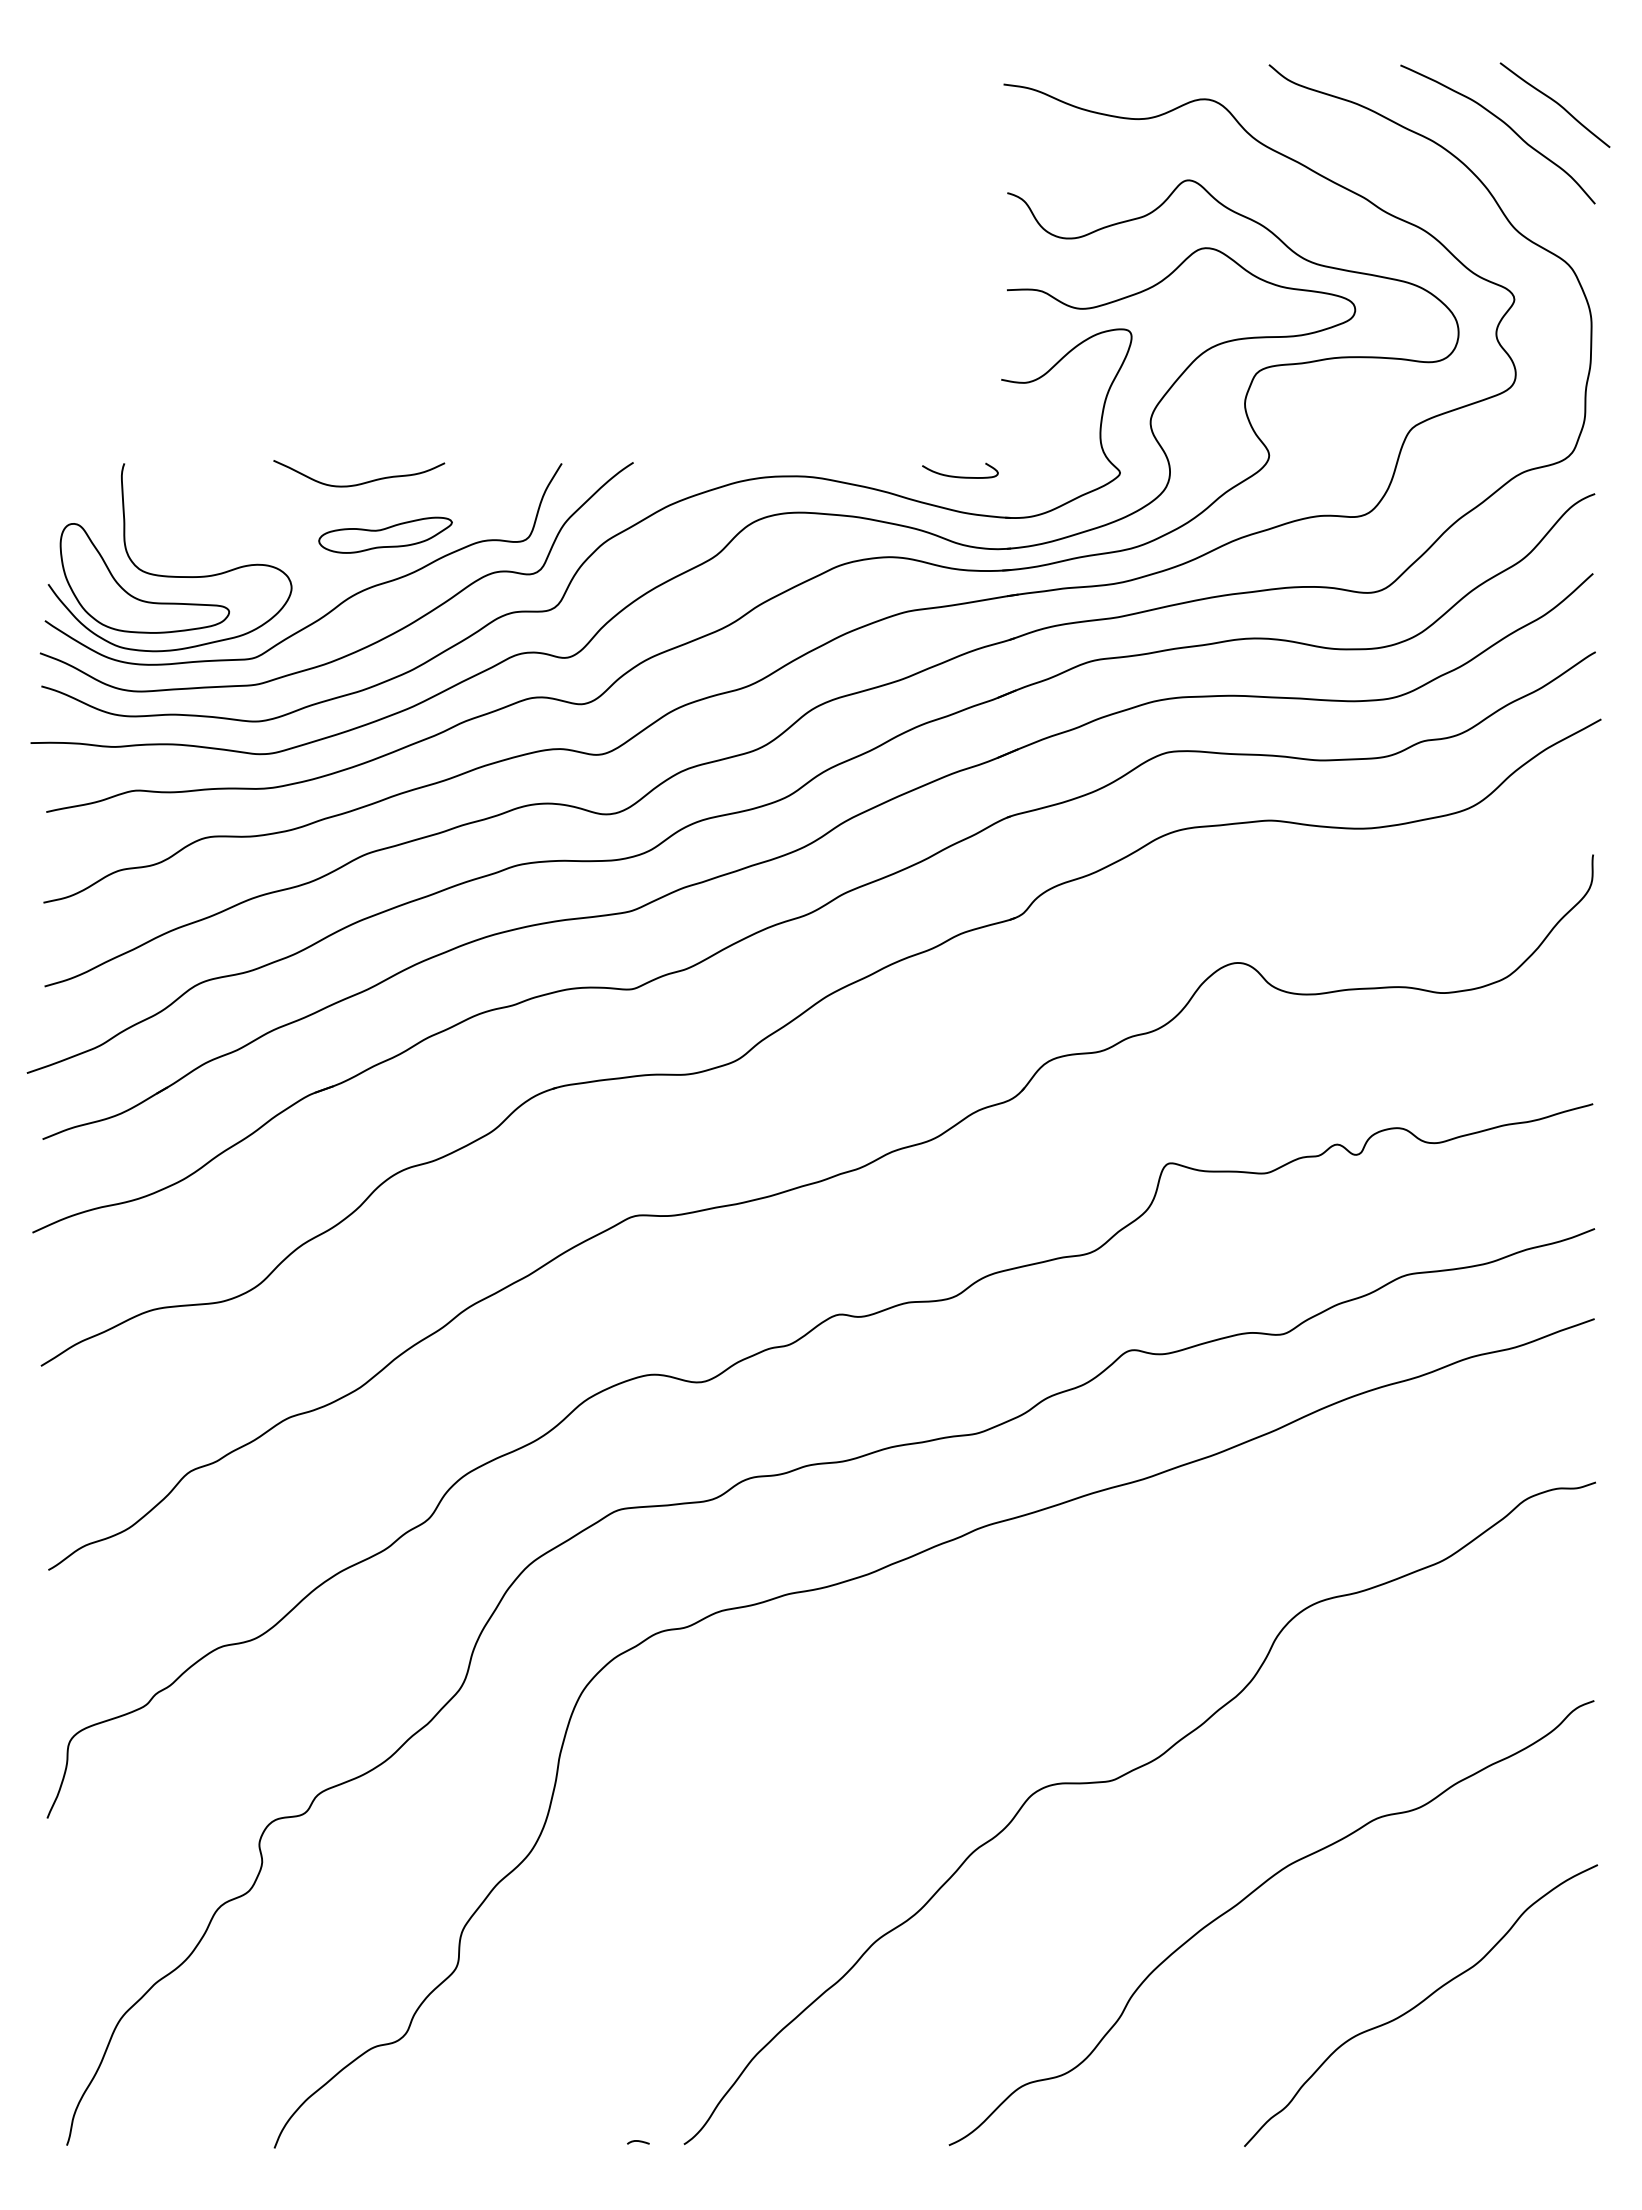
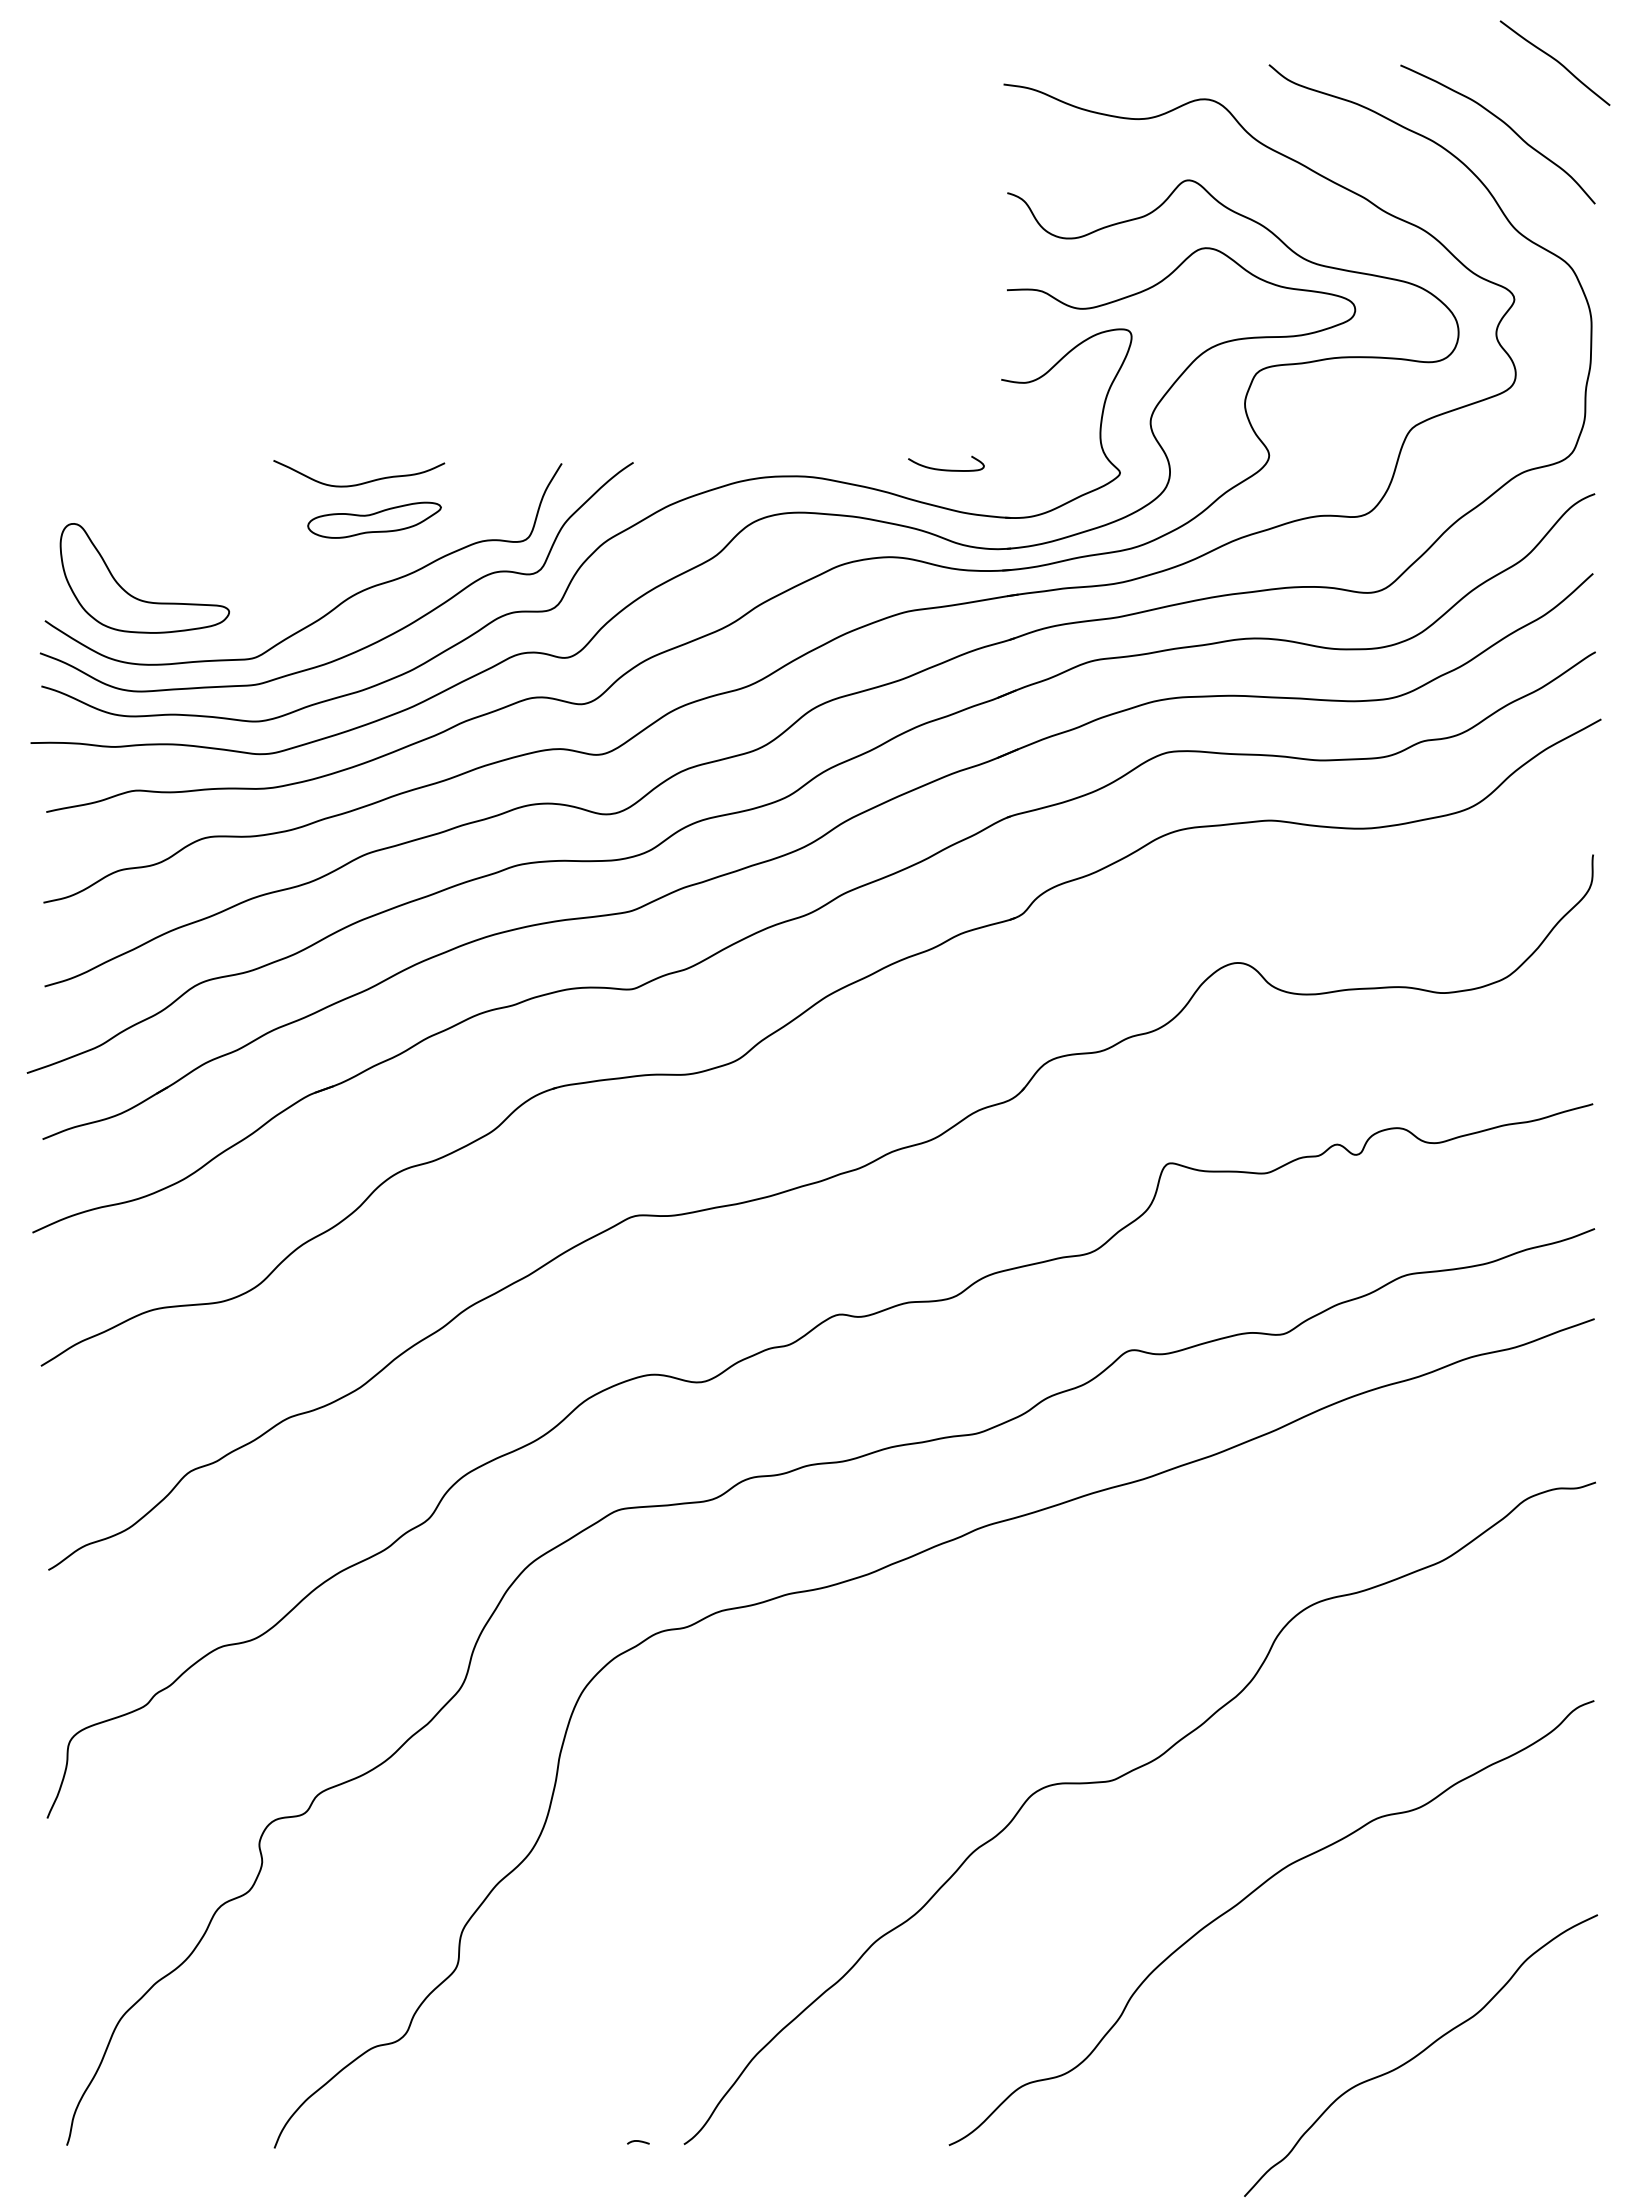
curve position: (1556, 103) -> (1556, 61) (1556, 61)
curve position: (960, 476) -> (946, 469) (946, 469)
part position: (385, 534) -> (374, 519) (374, 519)
curve: present -> none (169, 575)
curve position: (1420, 2004) -> (1420, 2054) (1420, 2054)
